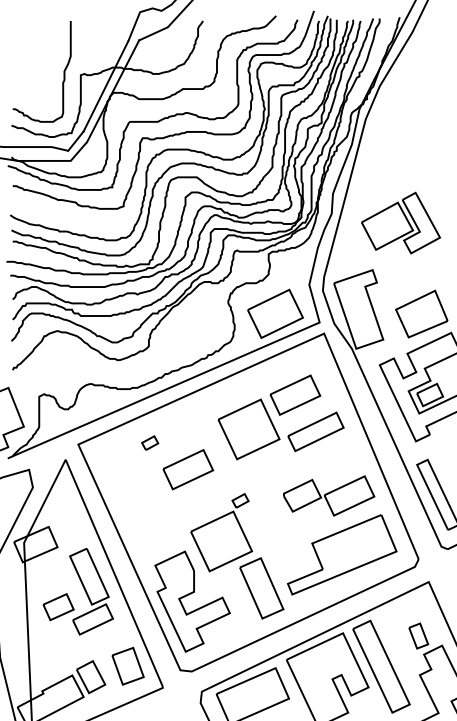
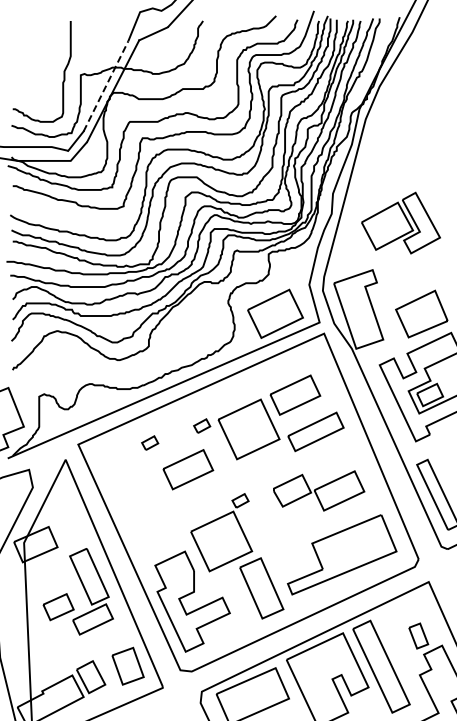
line: solid -> dashed (106, 85)
part: none -> present (202, 425)
part position: (329, 495) -> (319, 490) (319, 490)
